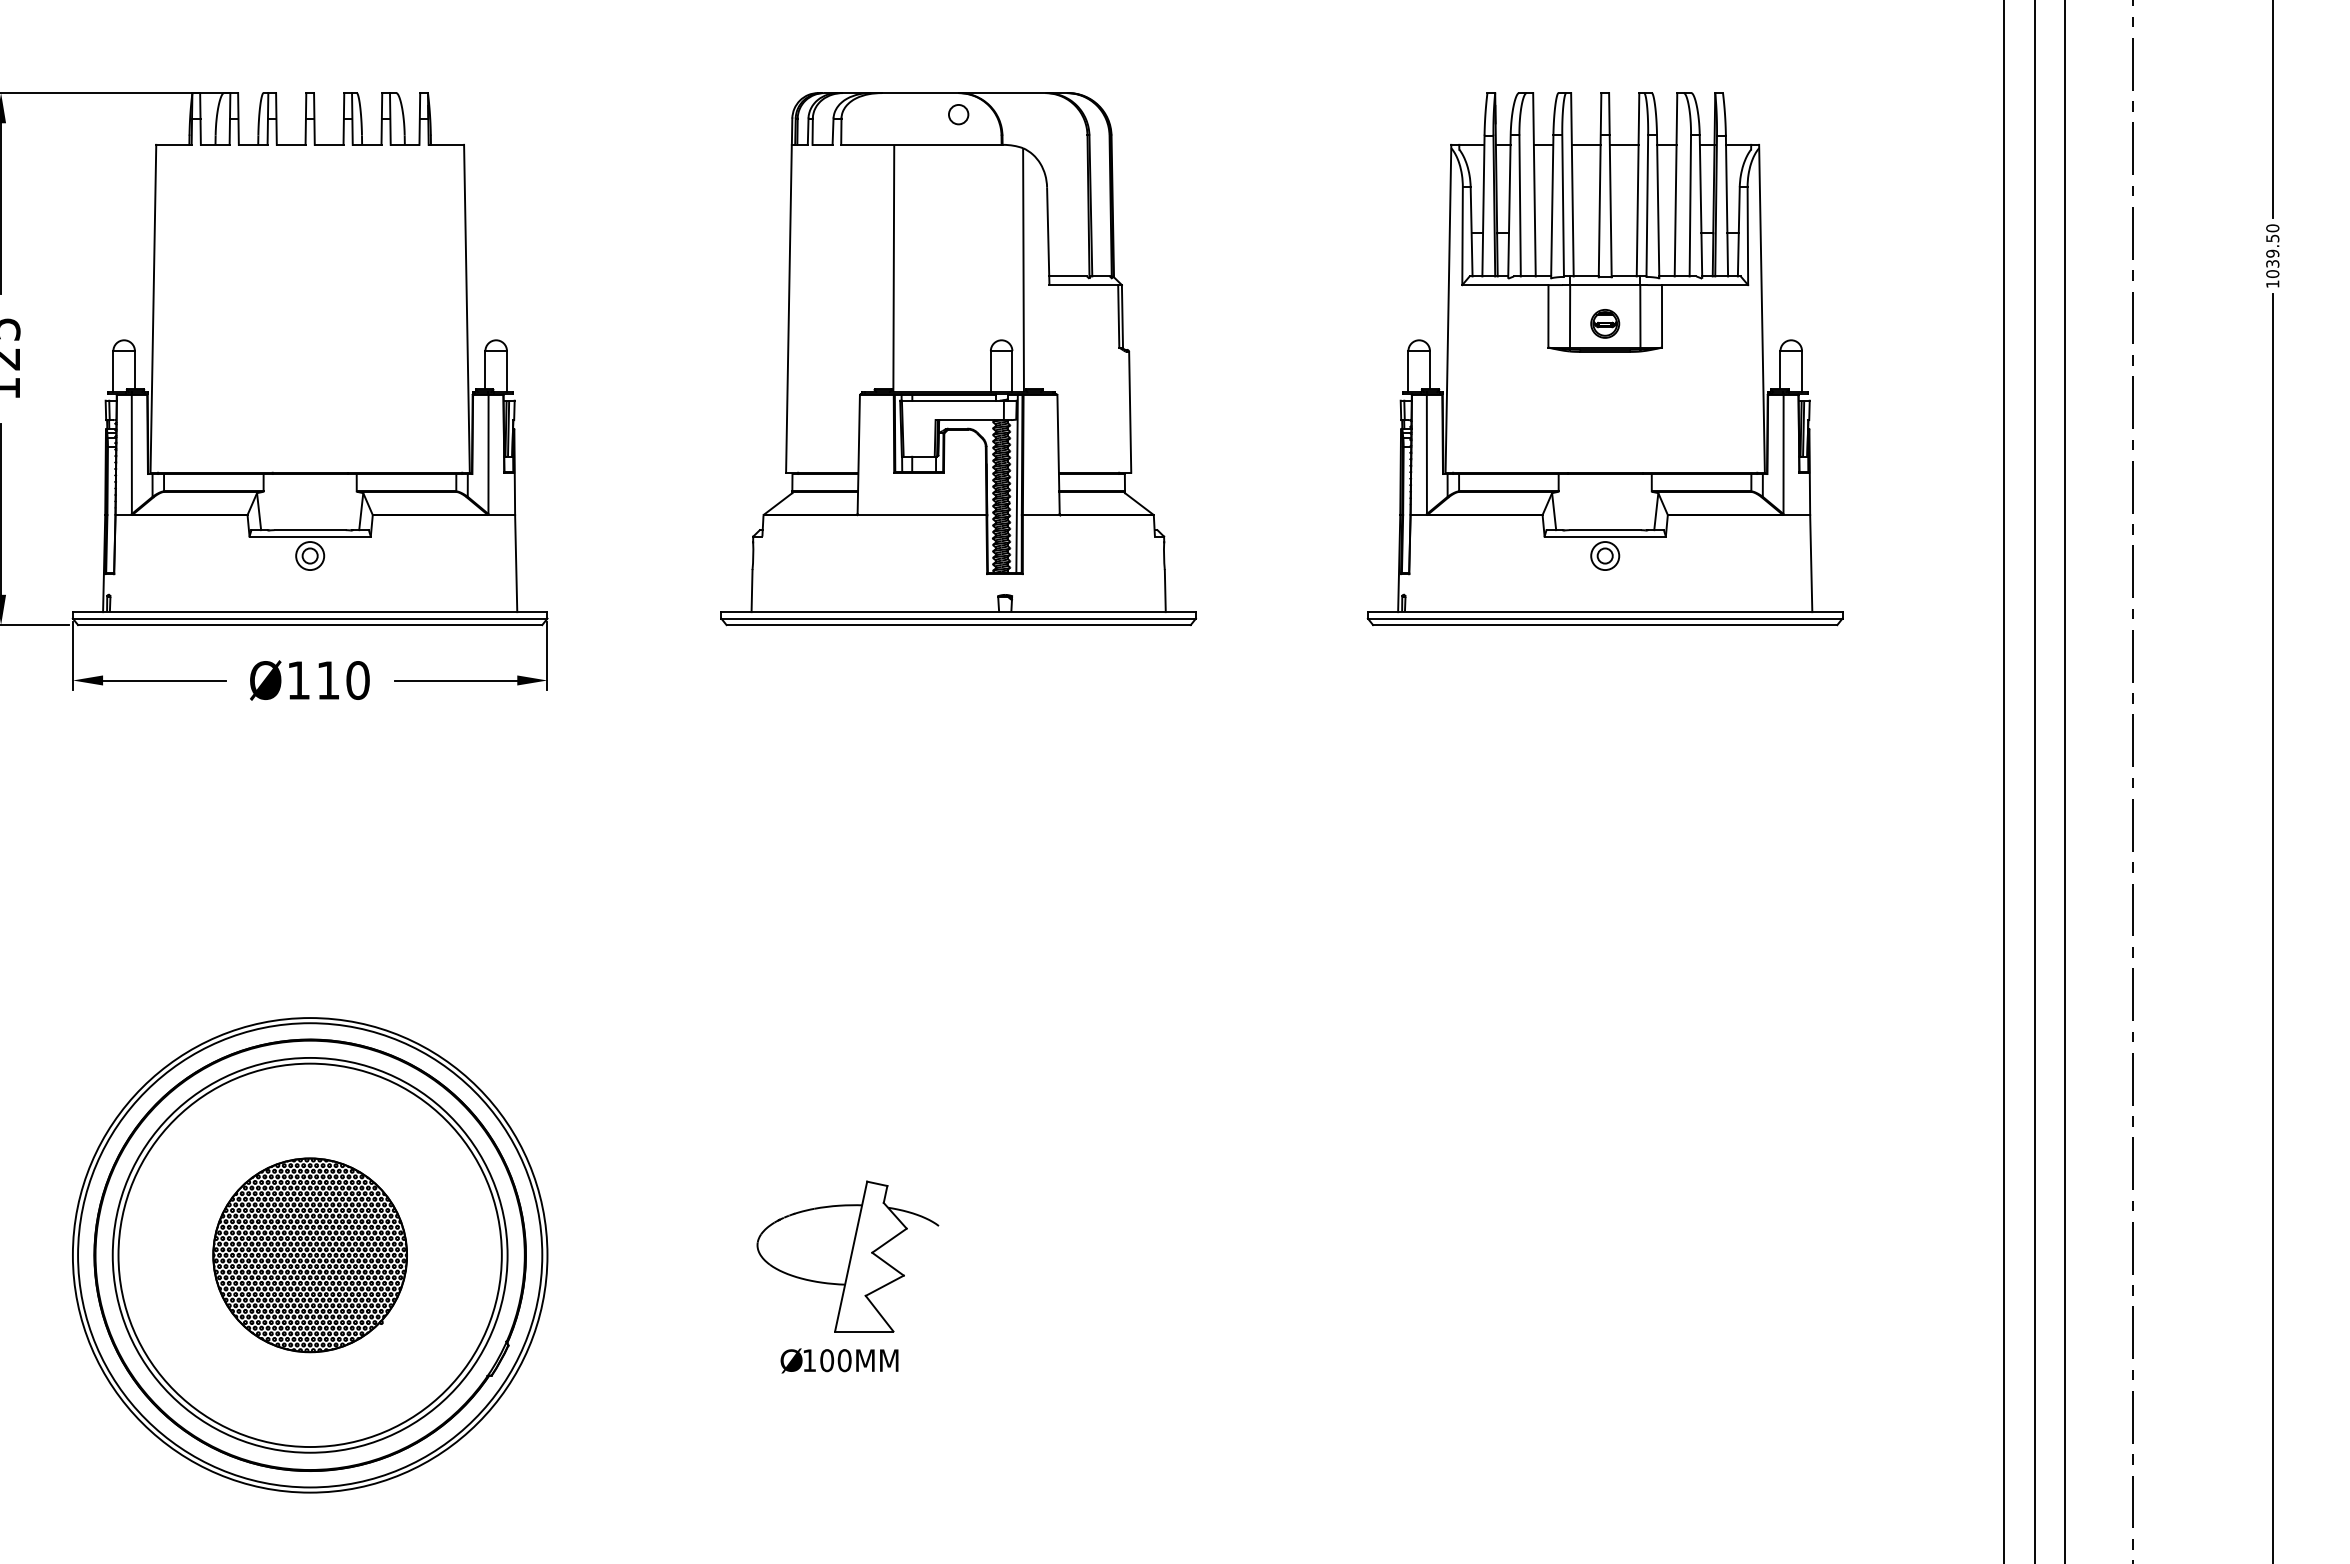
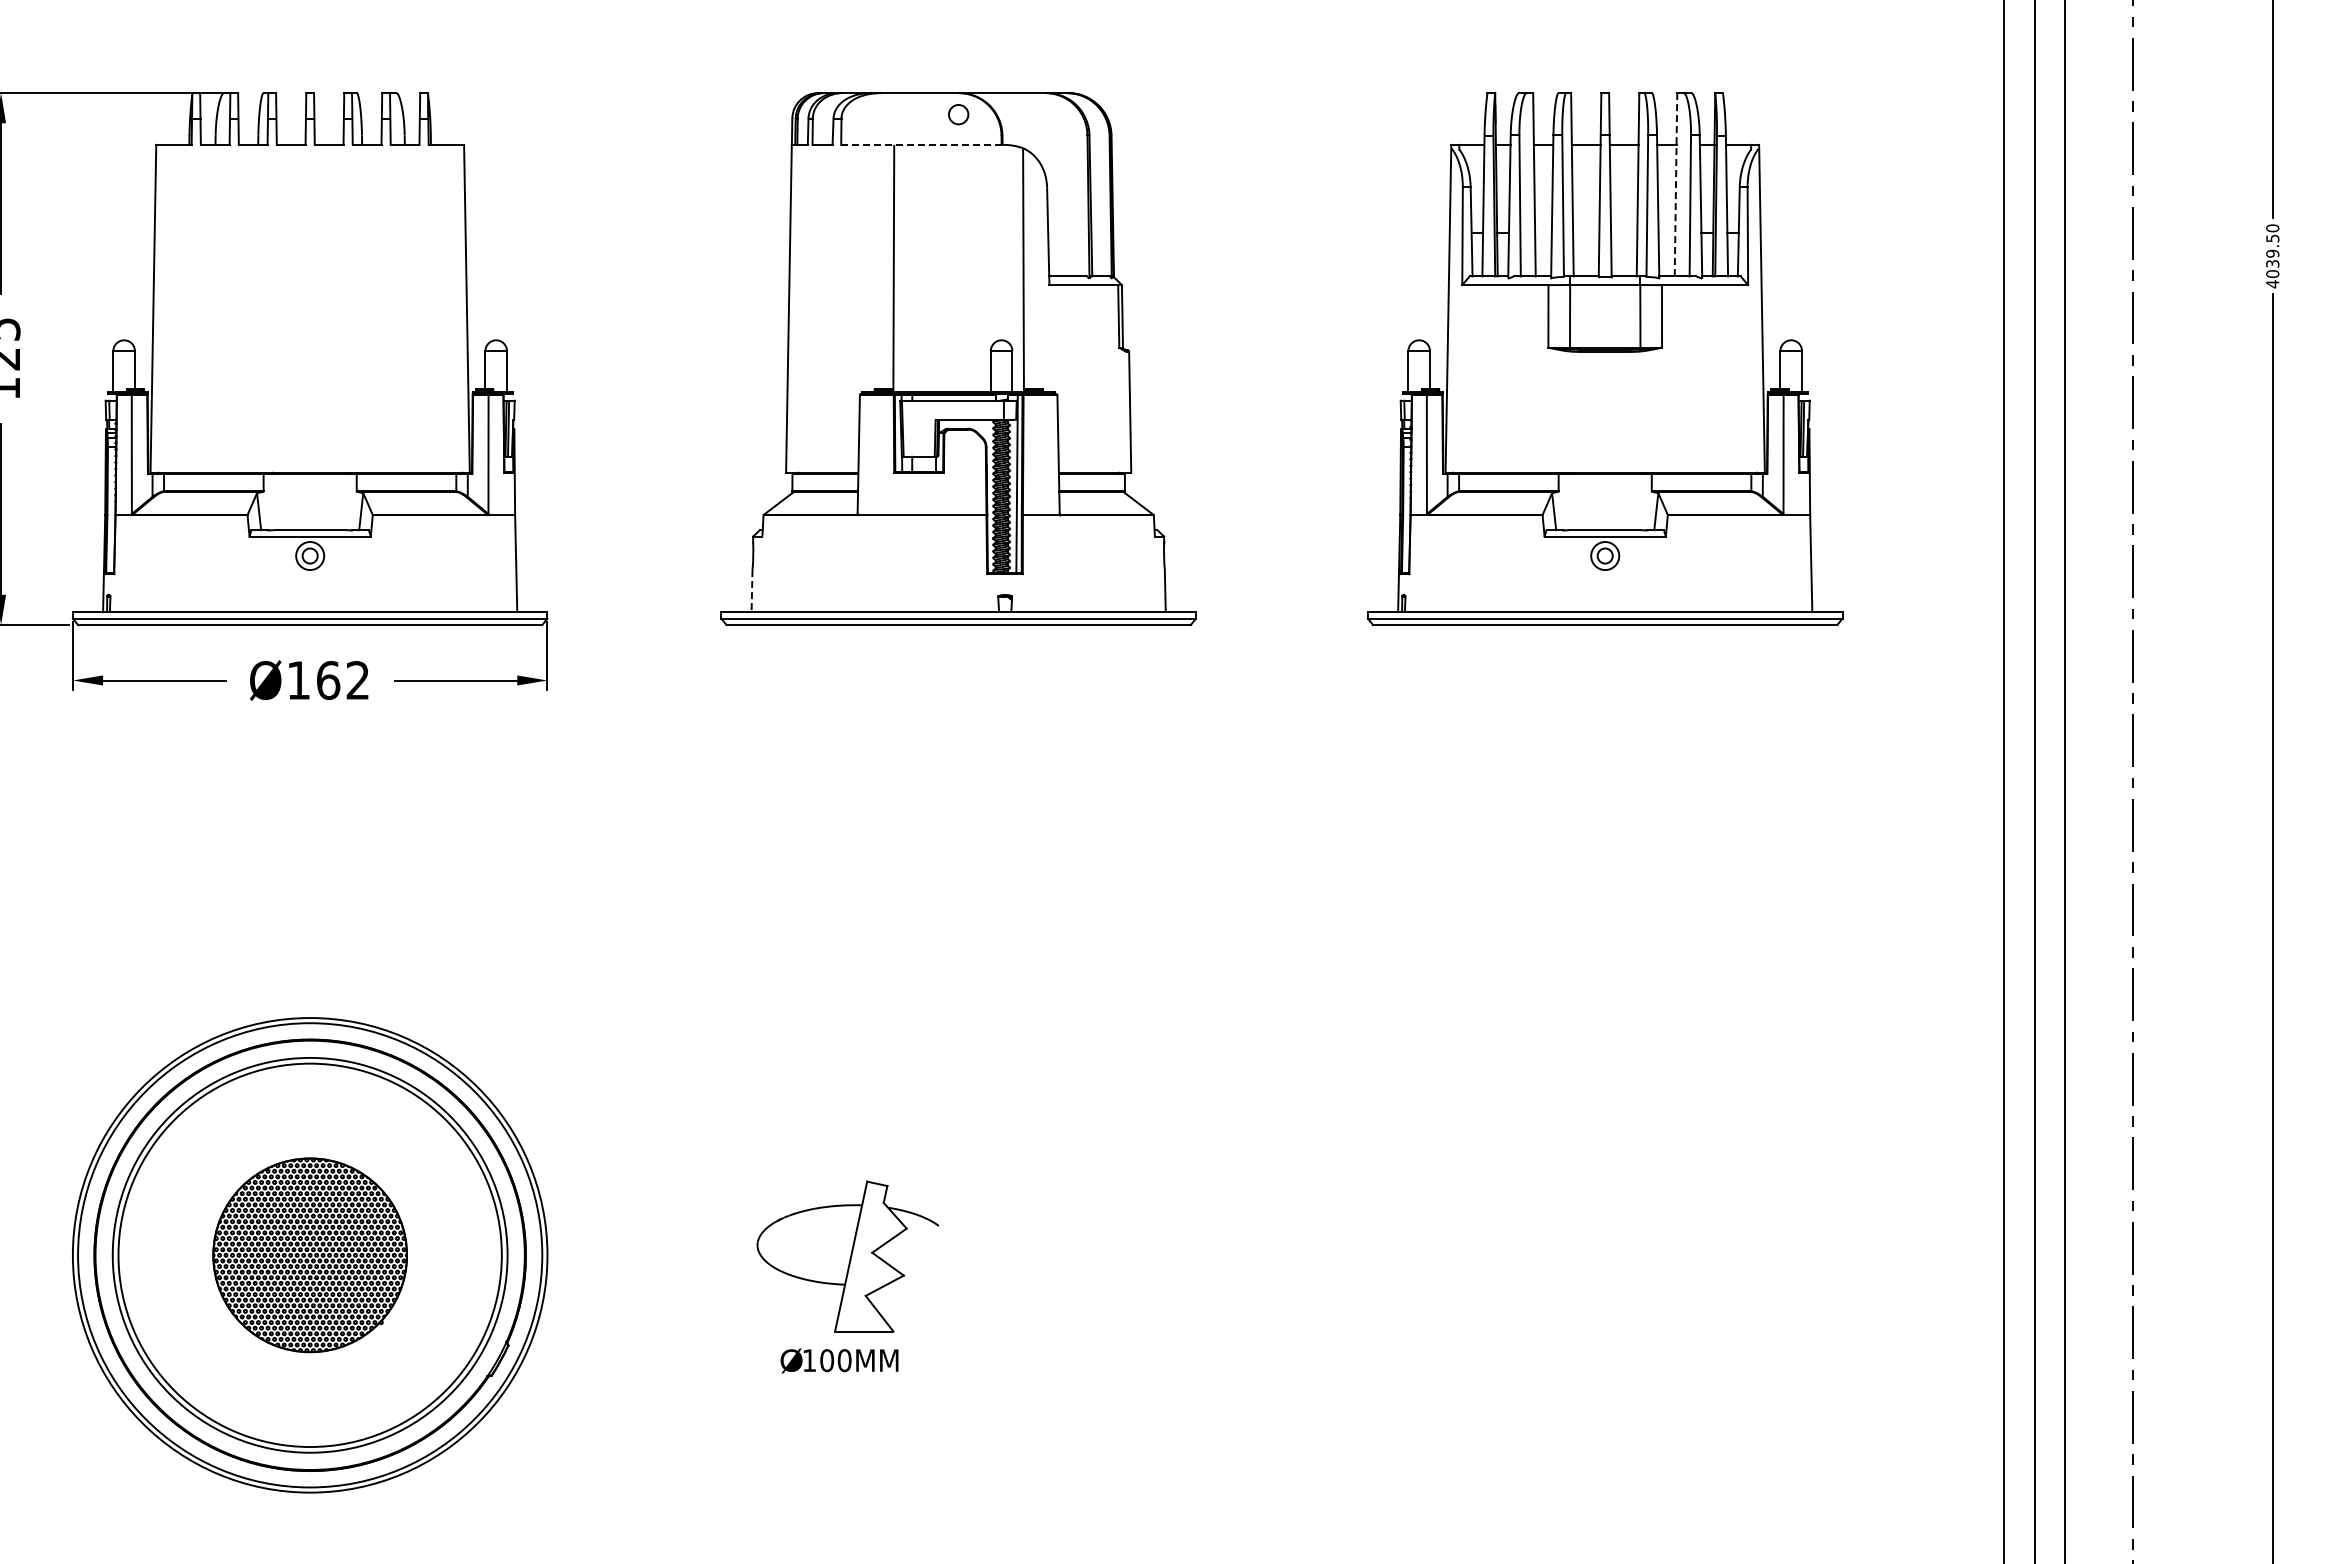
line: solid -> dashed (922, 144)
line: solid -> dashed (1676, 184)
text: 1039.50 -> 4039.50 (2272, 284)
part: present -> none (1605, 323)
line: solid -> dashed (752, 591)
text: Ø110 -> Ø162 (343, 680)
